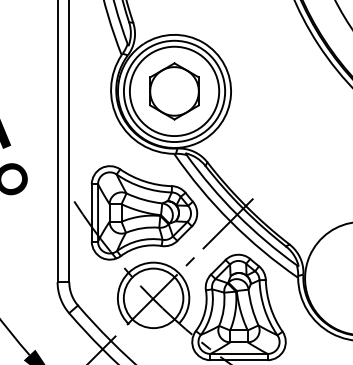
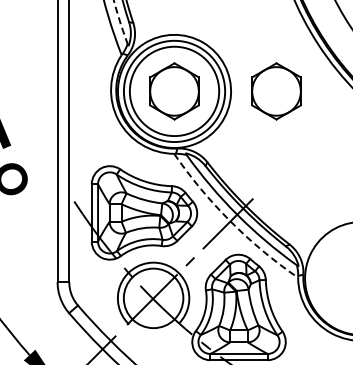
arc: solid -> dashed (120, 23)
part: none -> present (276, 91)
arc: solid -> dashed (230, 221)
